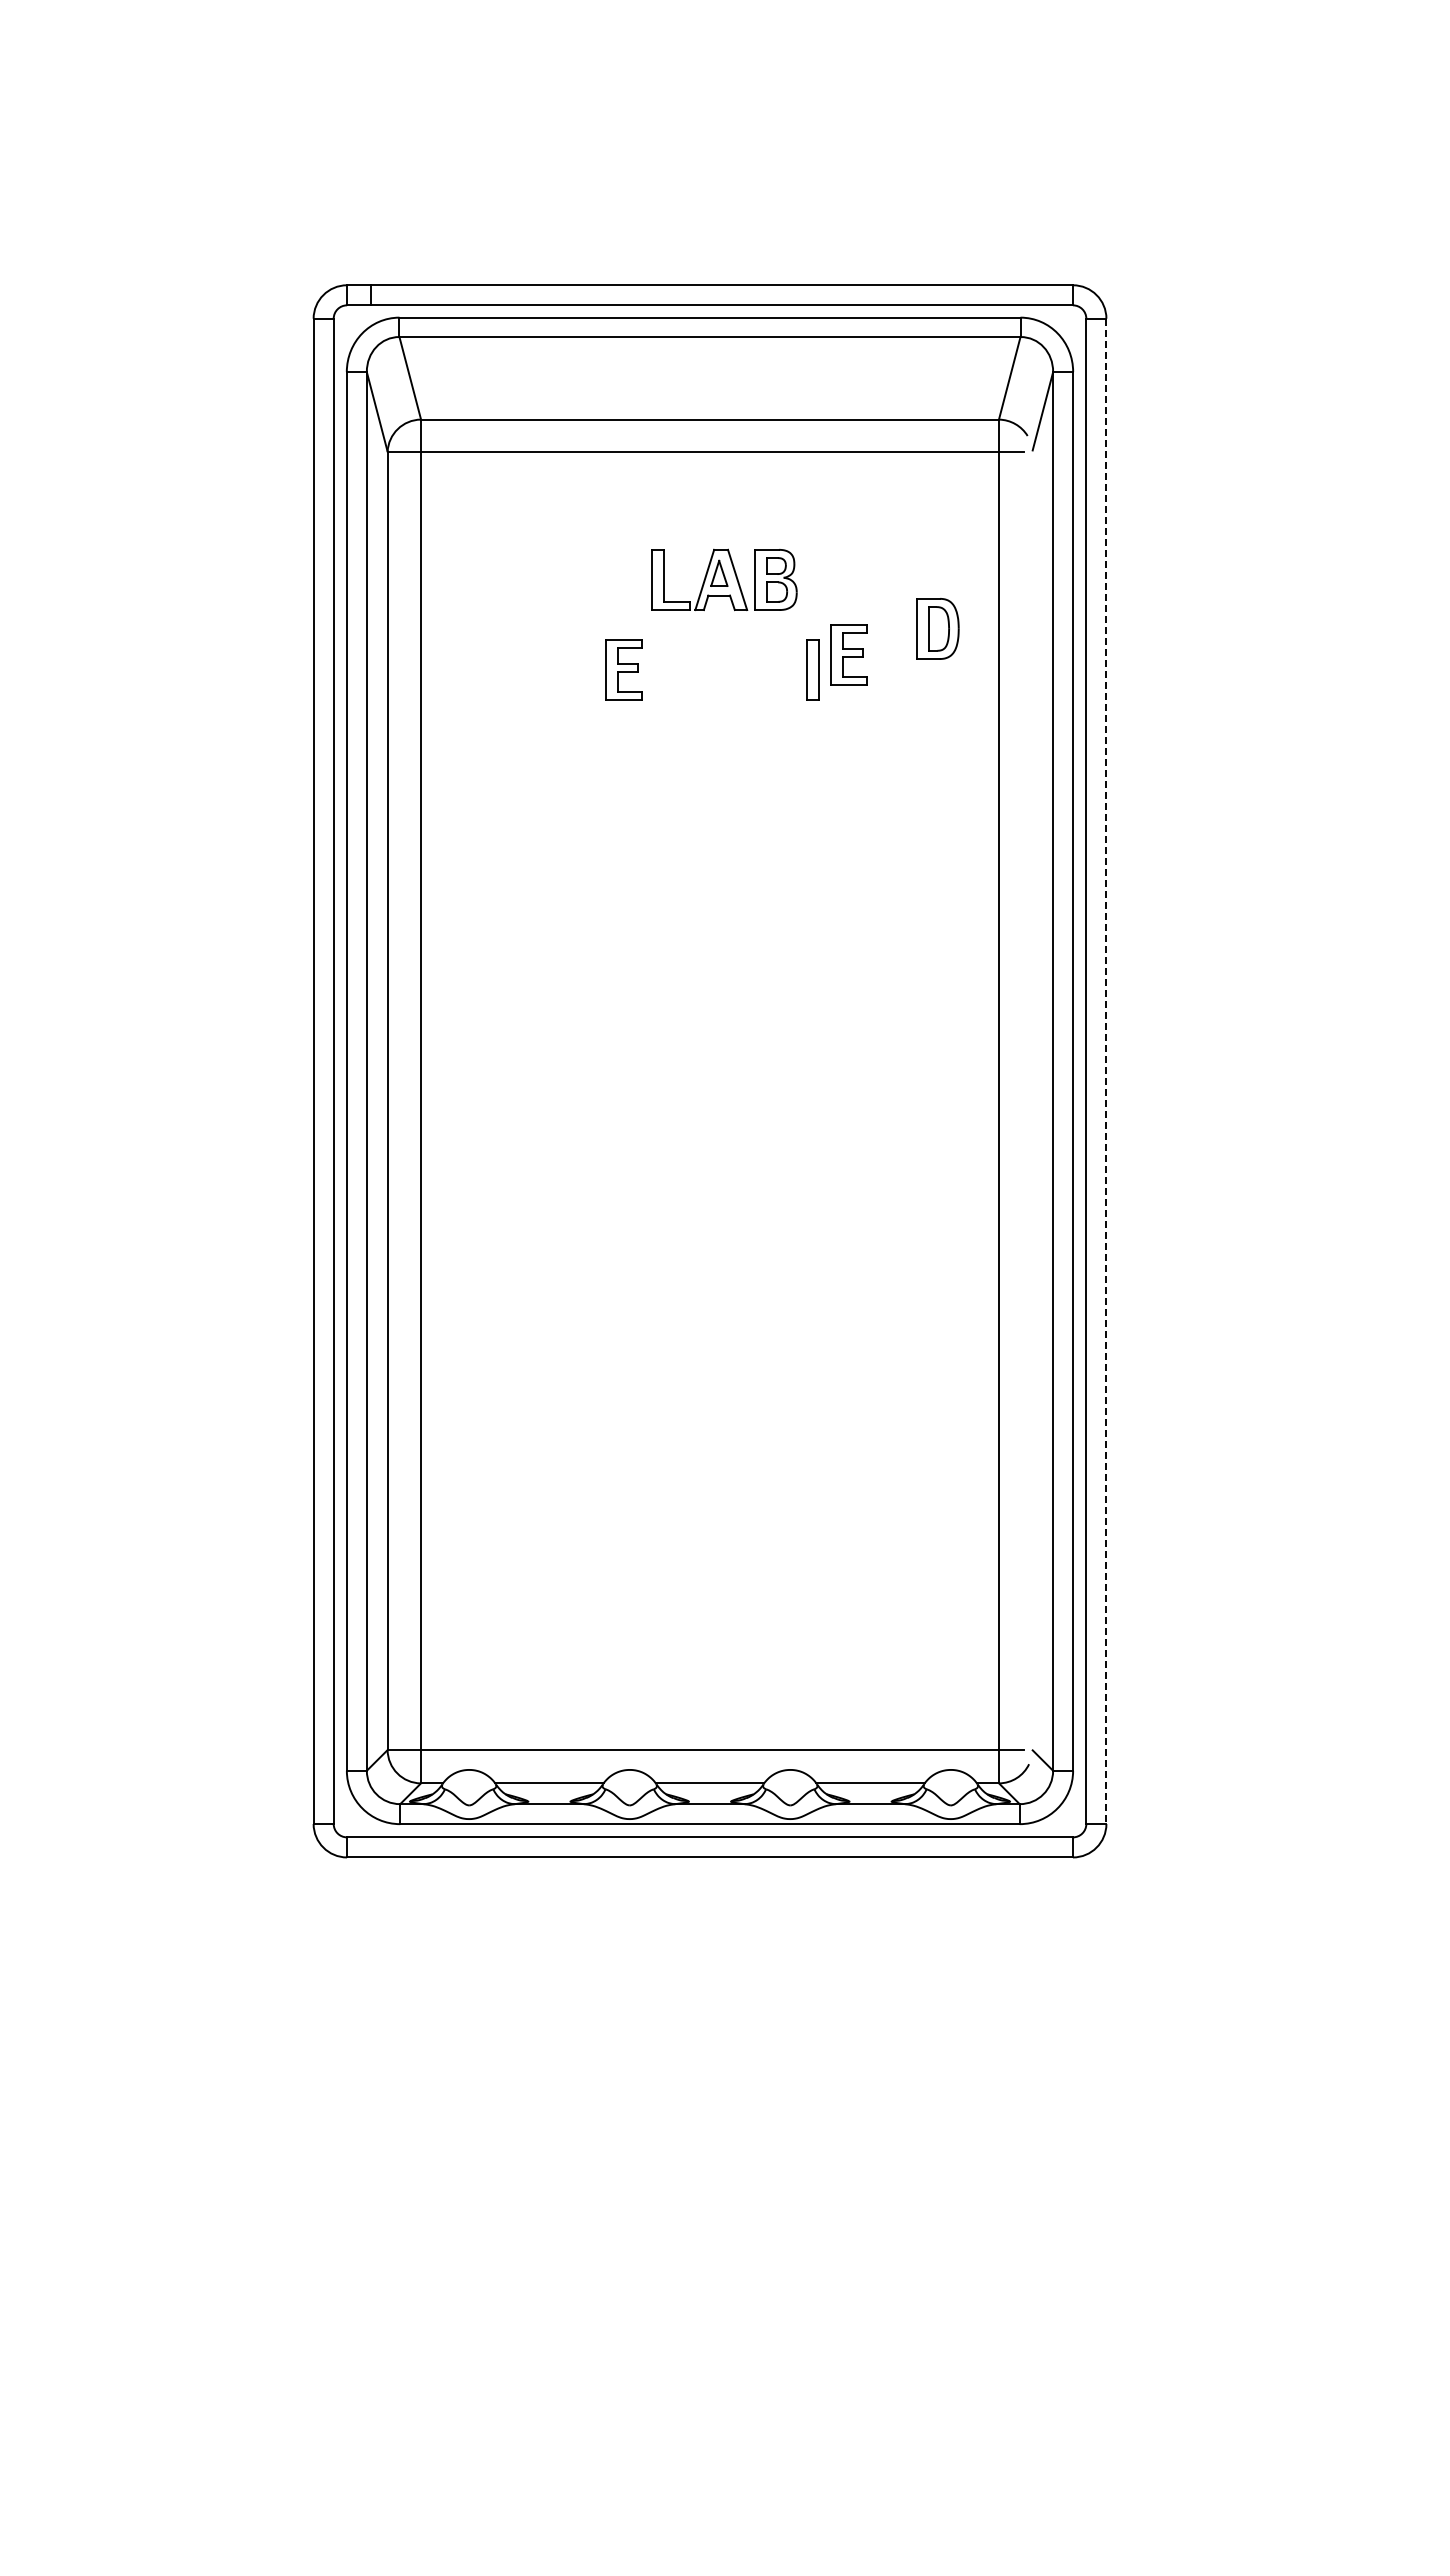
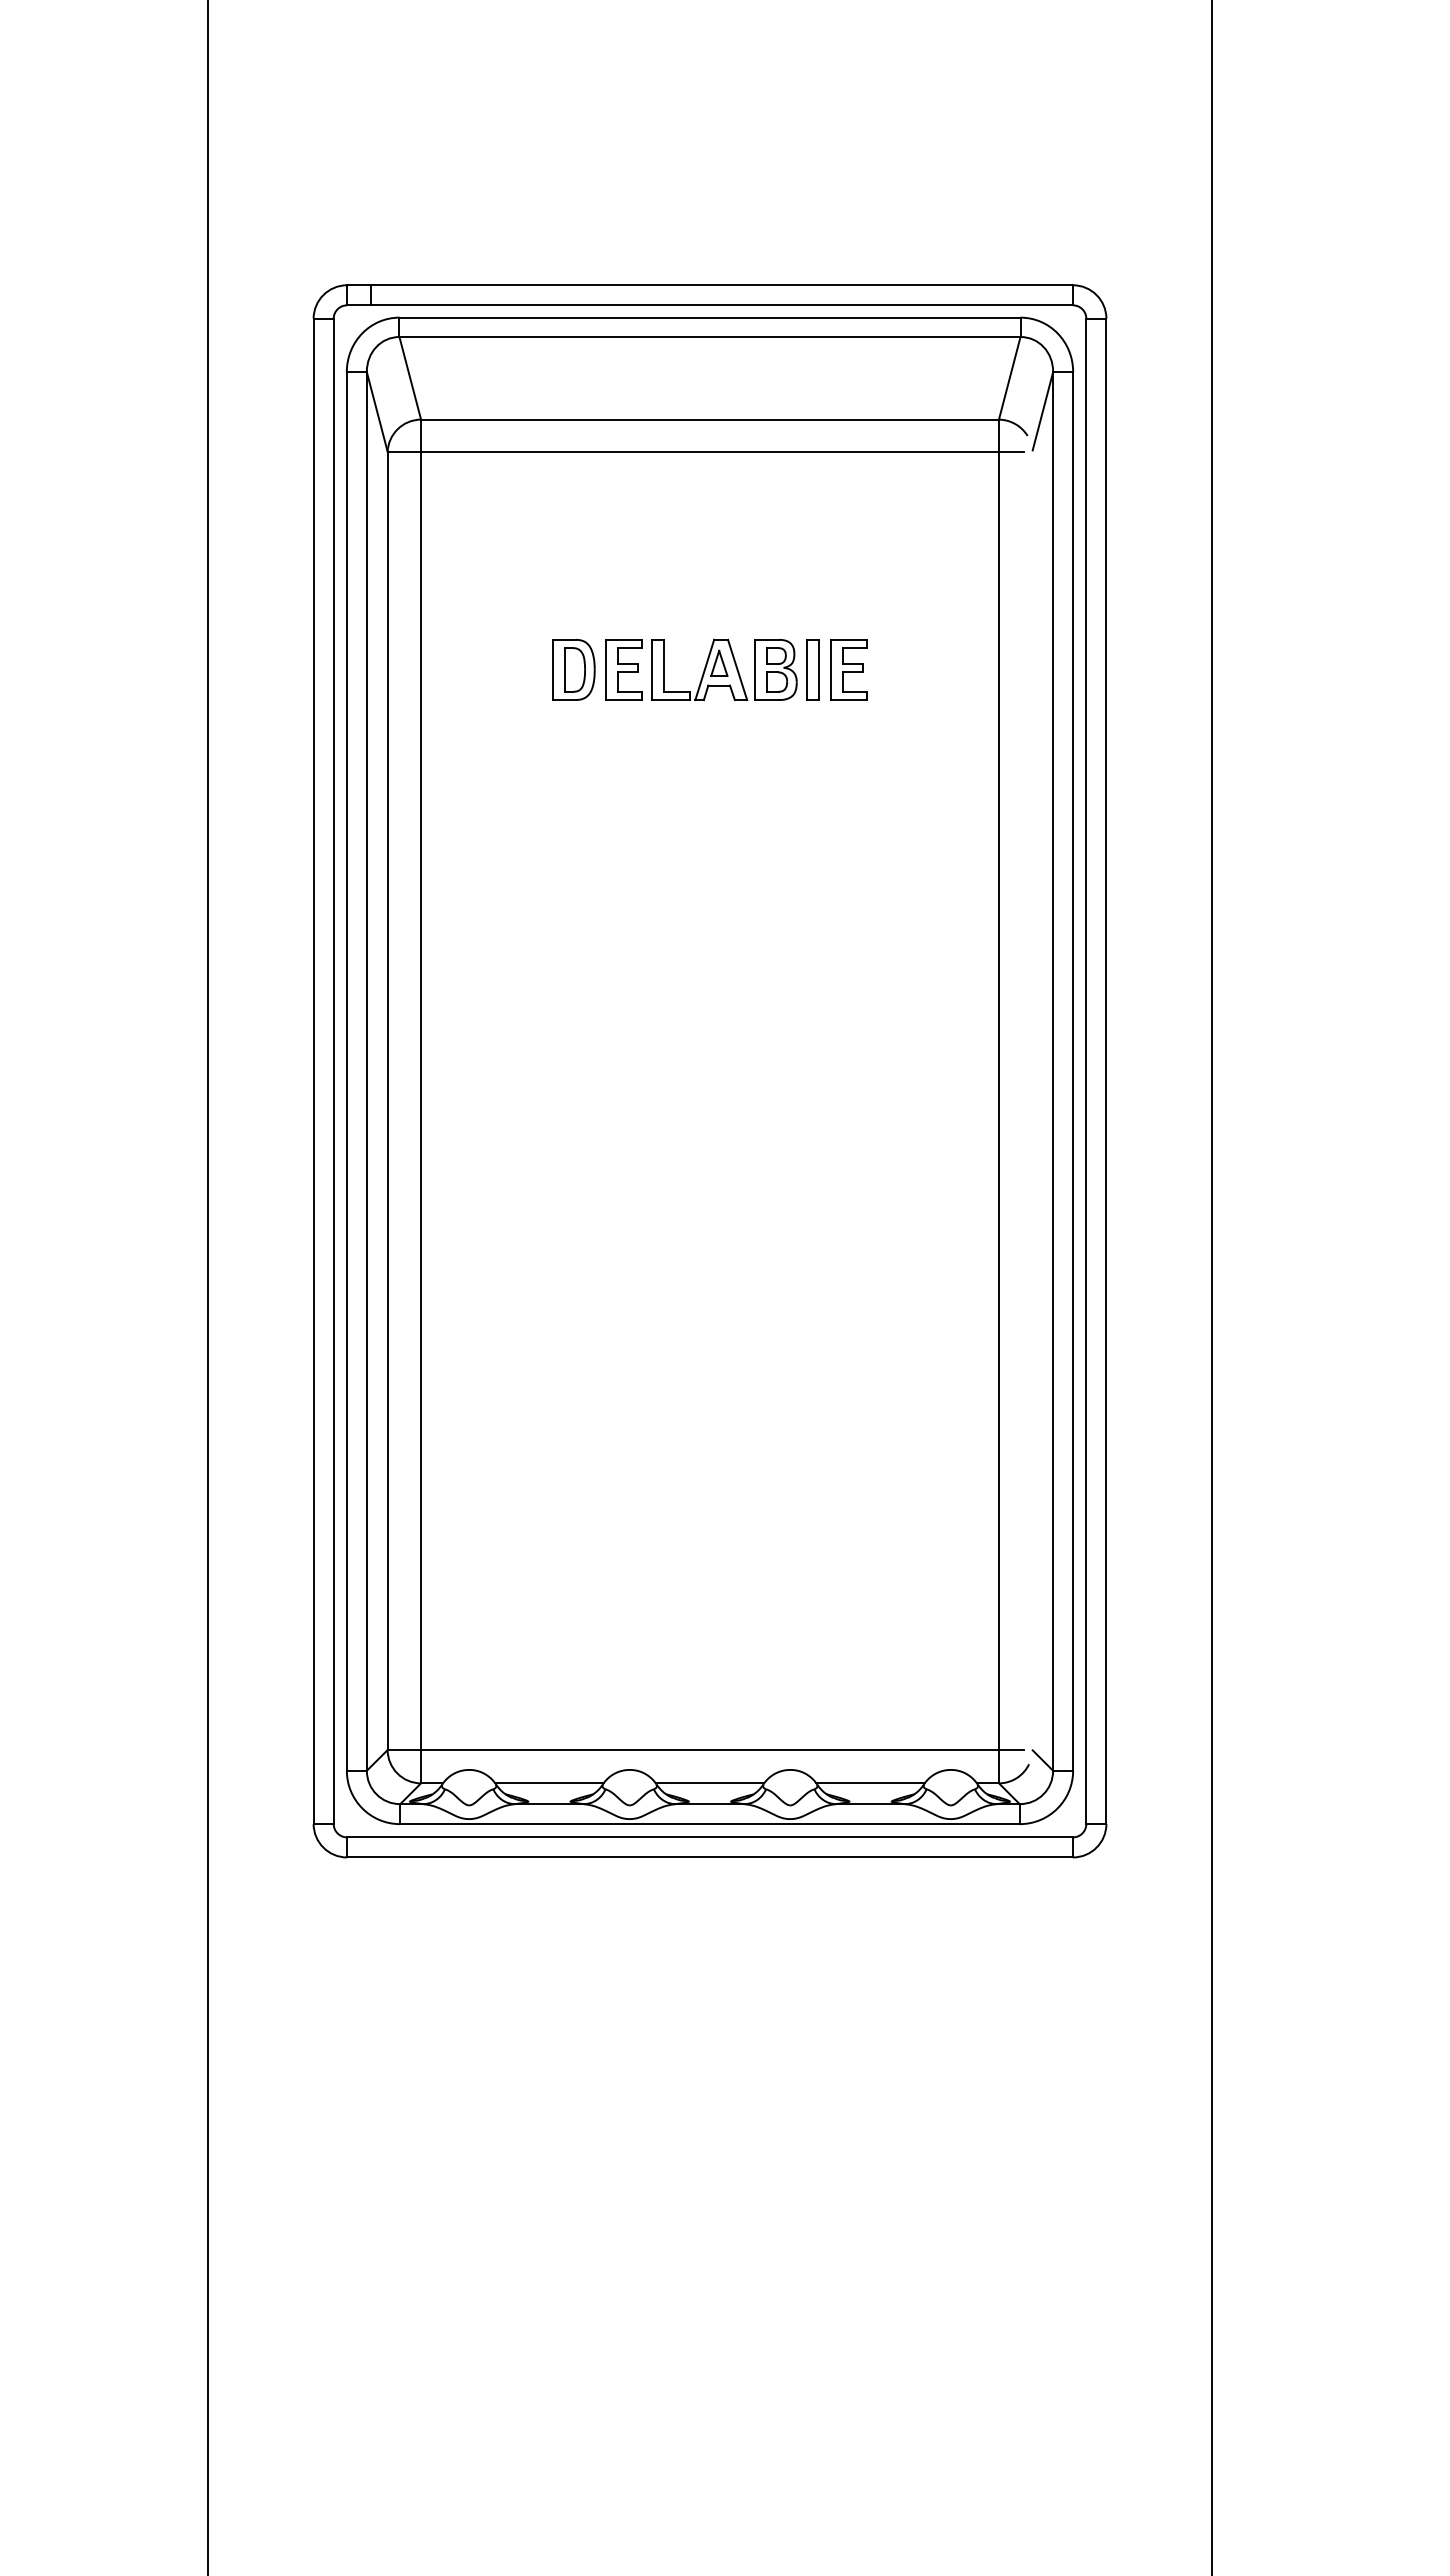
part position: (724, 579) -> (724, 669) (724, 669)
part position: (937, 628) -> (573, 669) (573, 669)
part position: (848, 654) -> (848, 669) (848, 669)
line: dashed -> solid (1106, 1071)
line: none -> present (208, 1287)
line: none -> present (1211, 1287)
